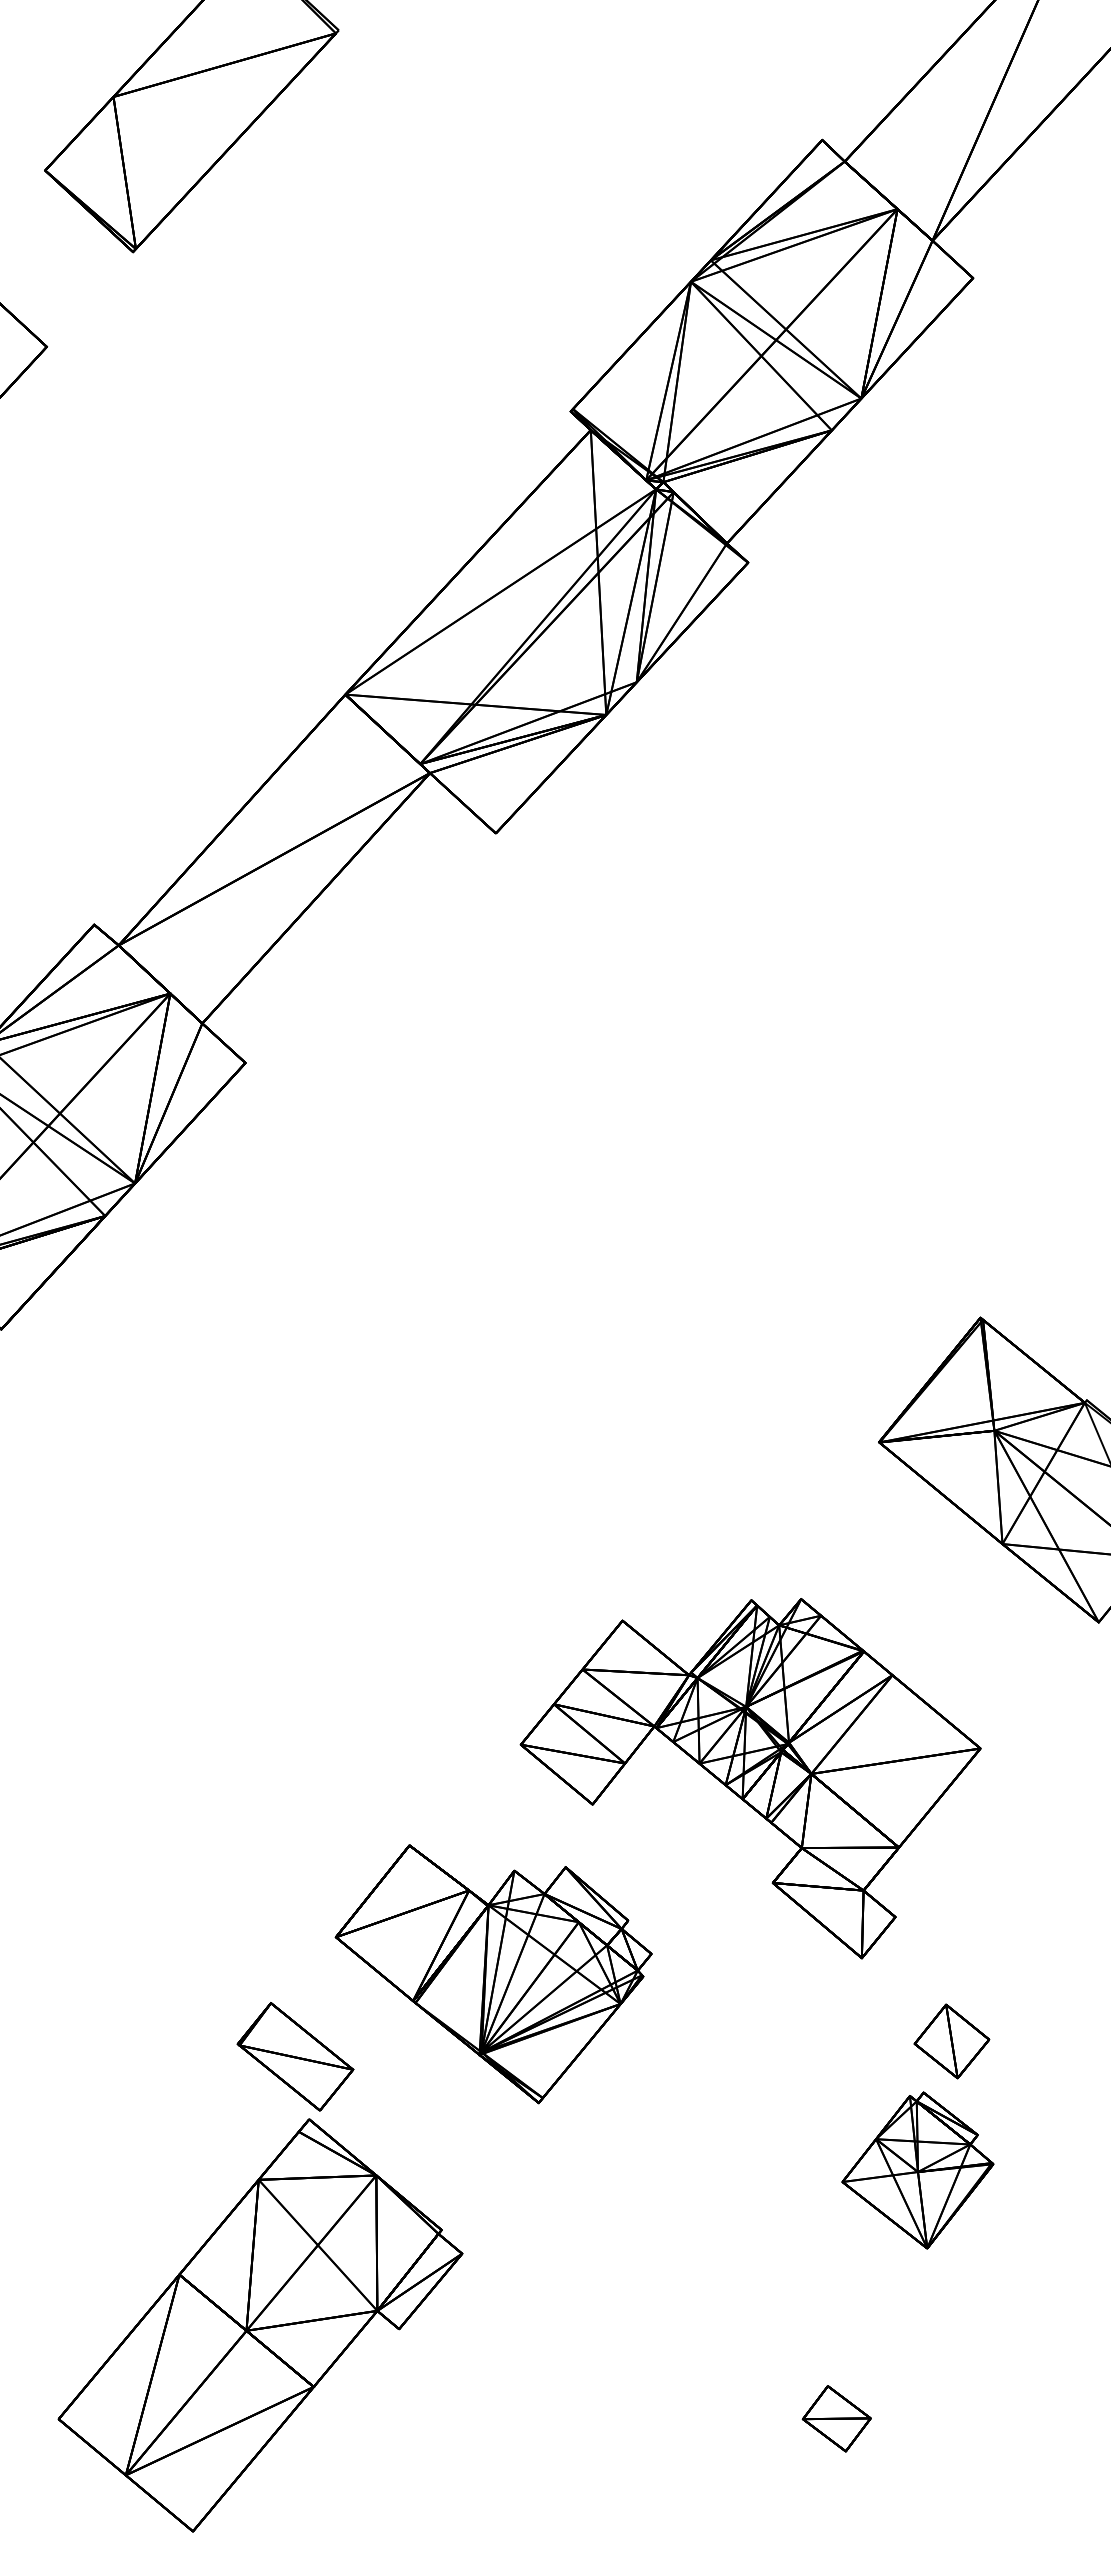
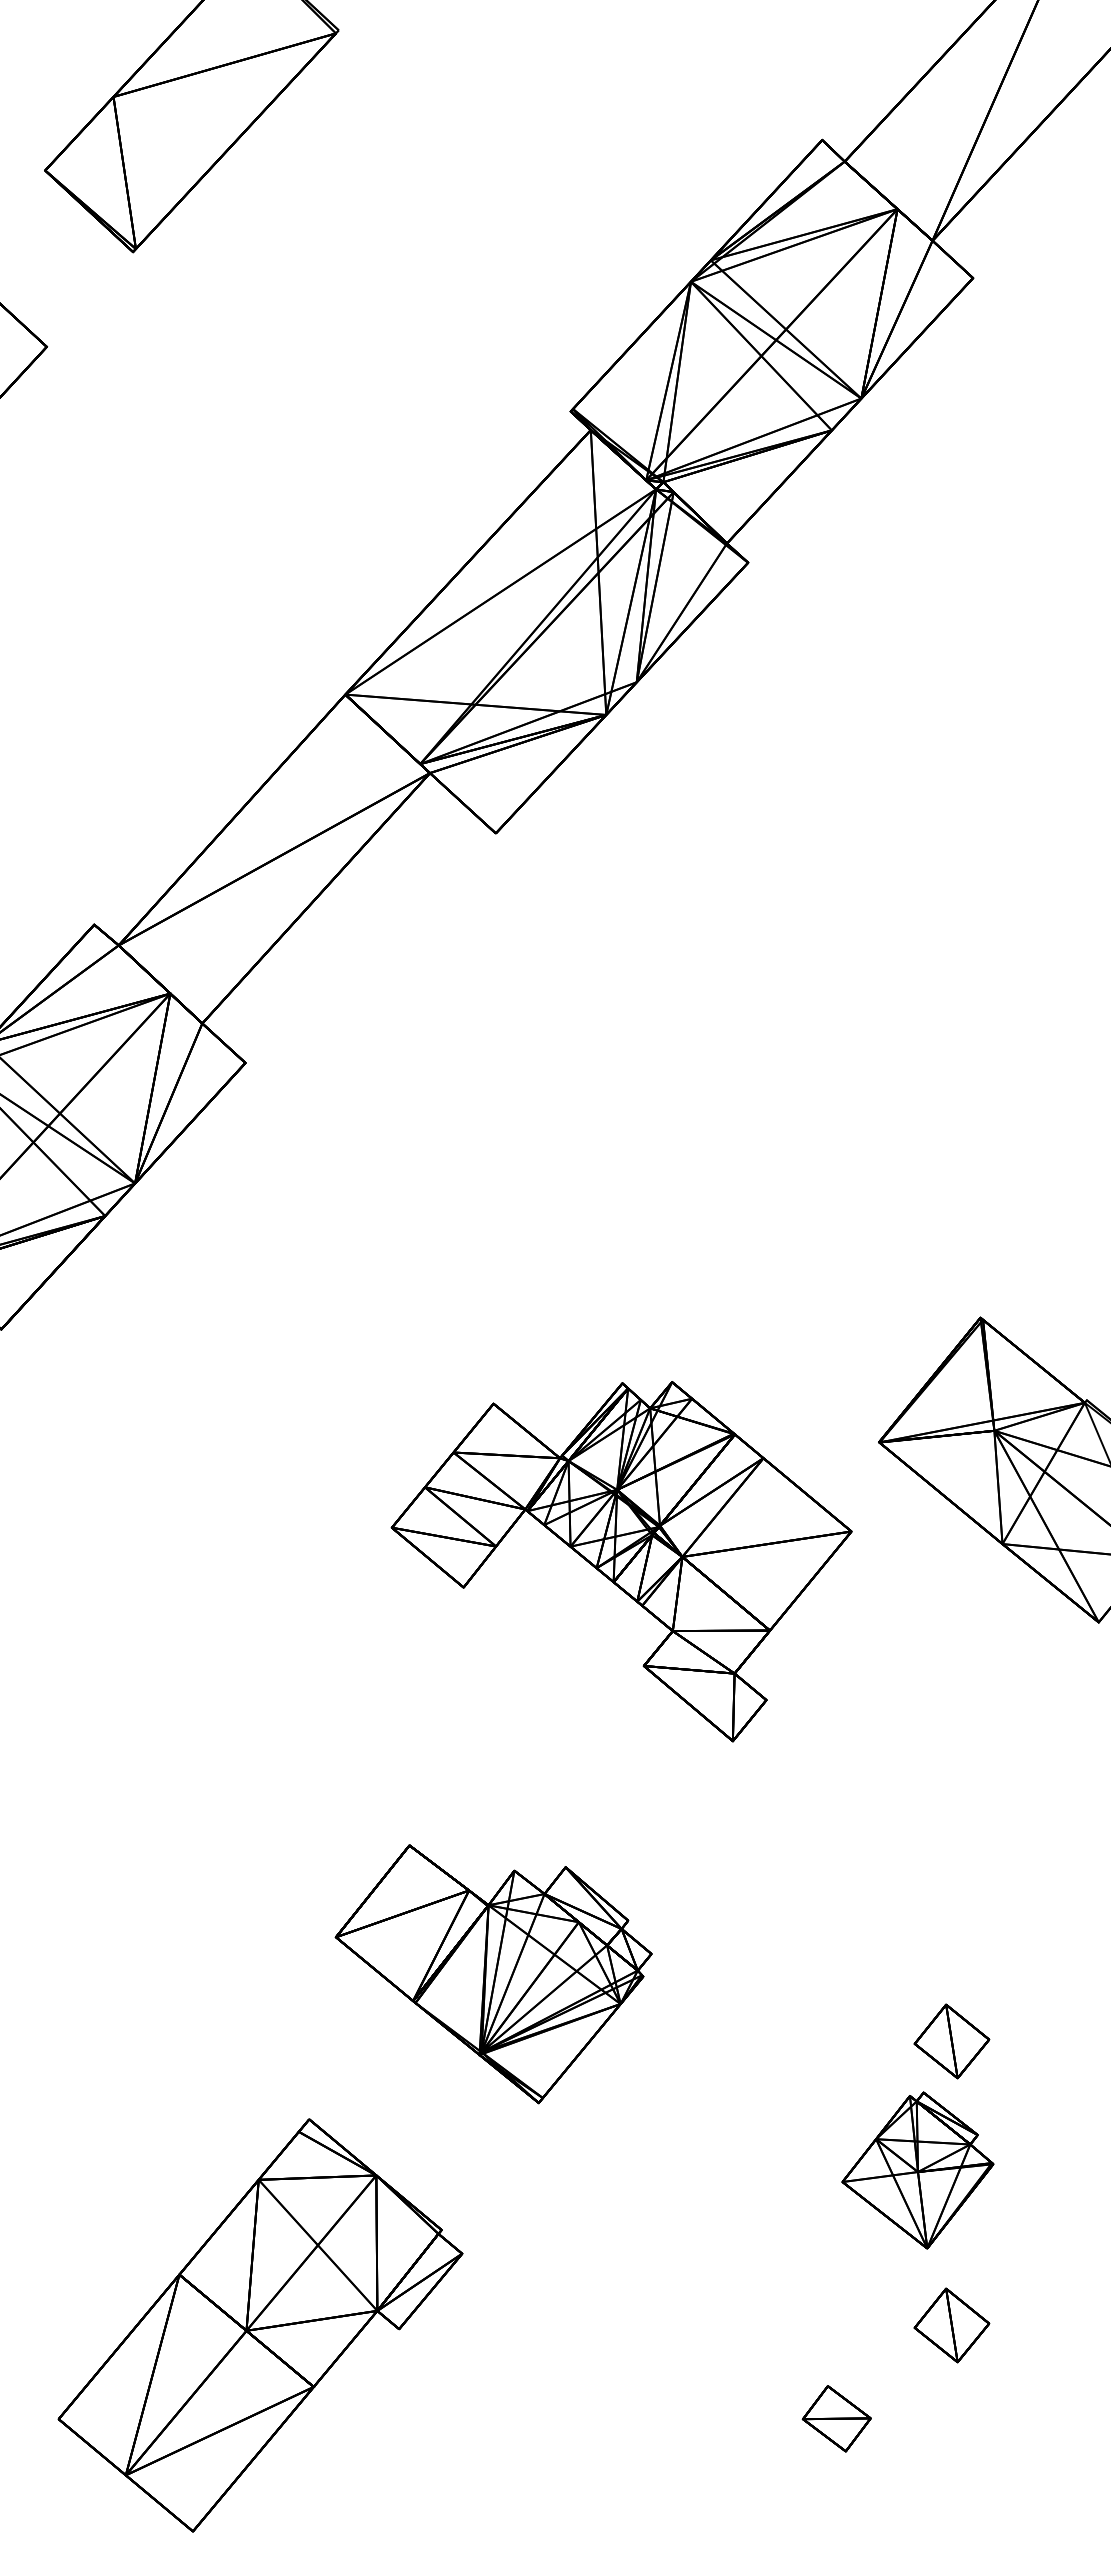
part position: (750, 1778) -> (621, 1561) (621, 1561)
part: present -> none (295, 2056)
part: none -> present (951, 2325)
